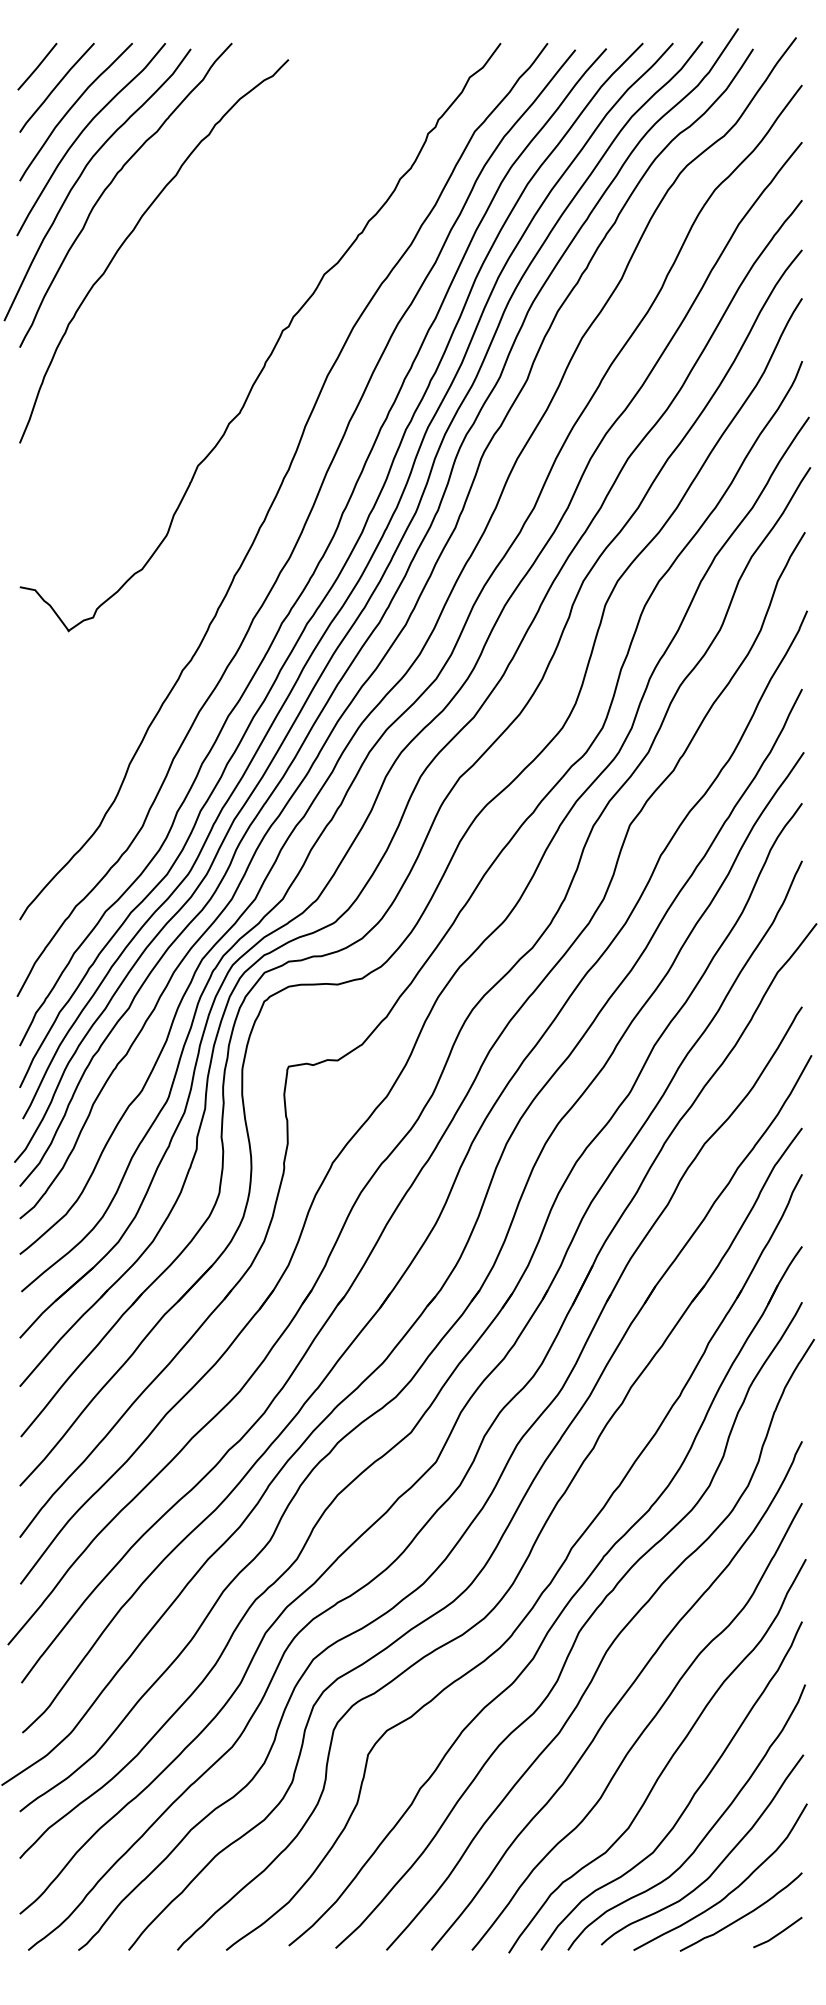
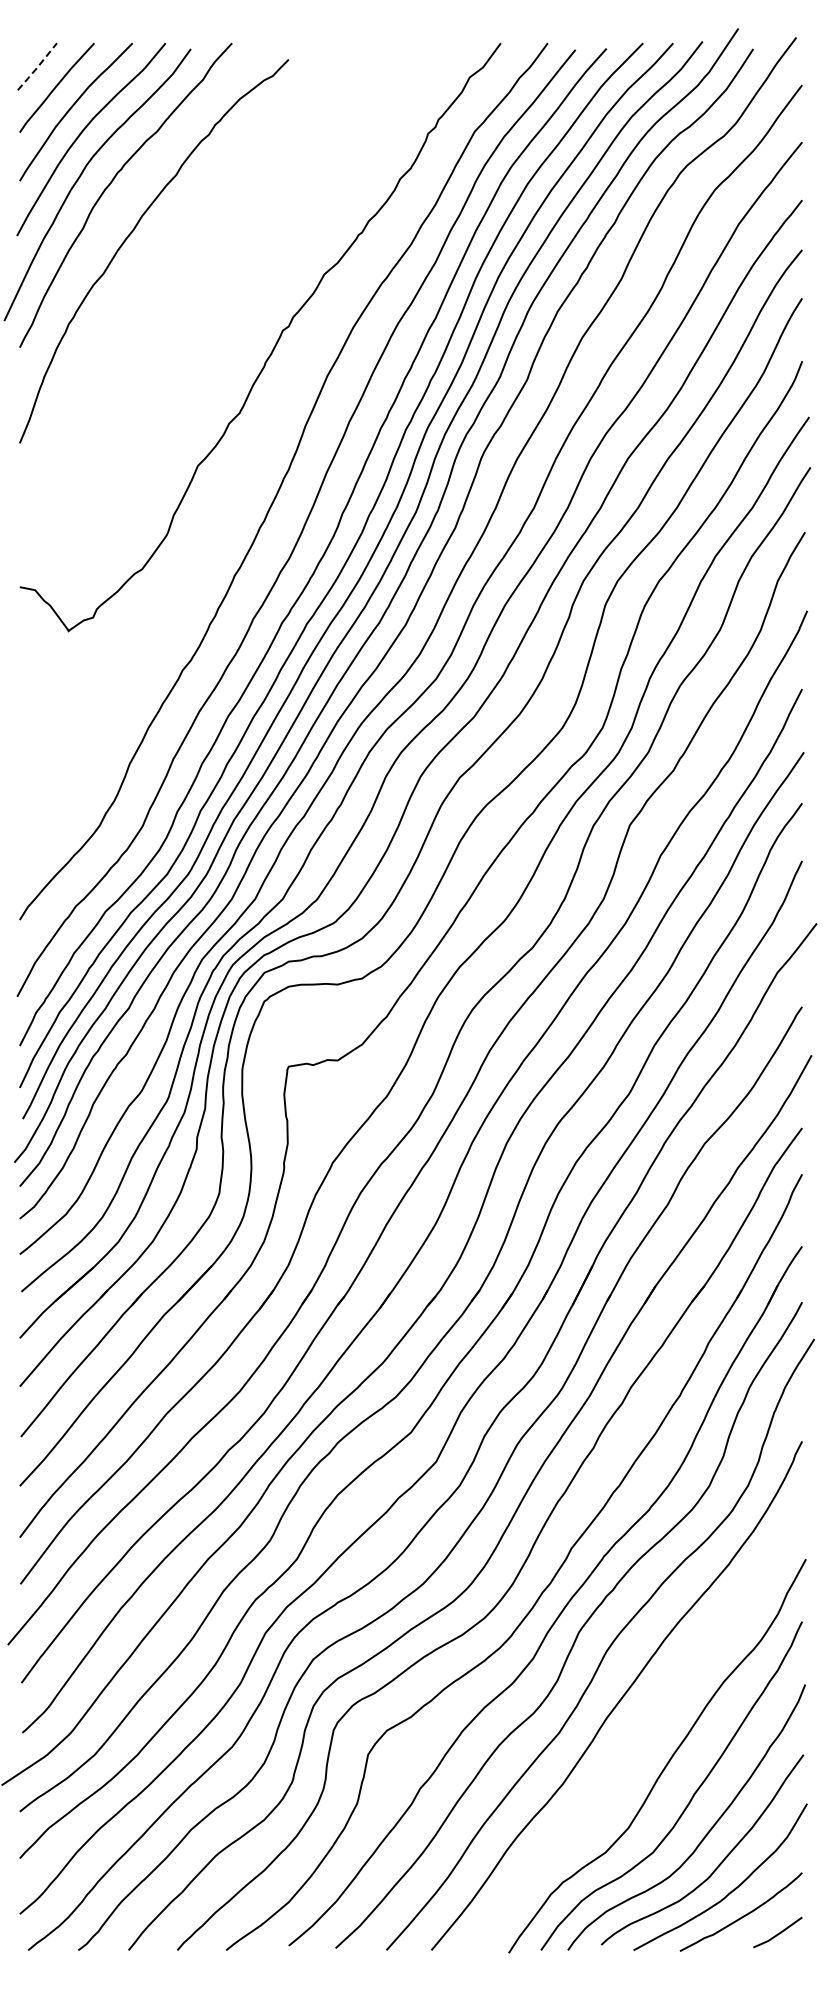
line: solid -> dashed (37, 67)
curve: present -> none (642, 1730)
